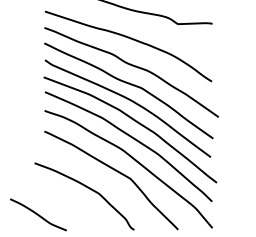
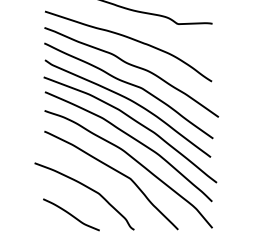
curve position: (38, 214) -> (71, 214) (71, 214)
